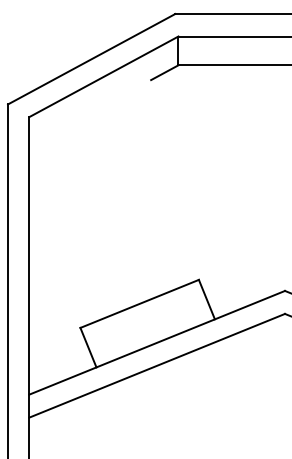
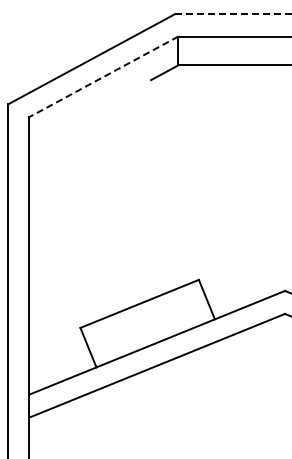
line: solid -> dashed (234, 13)
line: solid -> dashed (103, 76)
